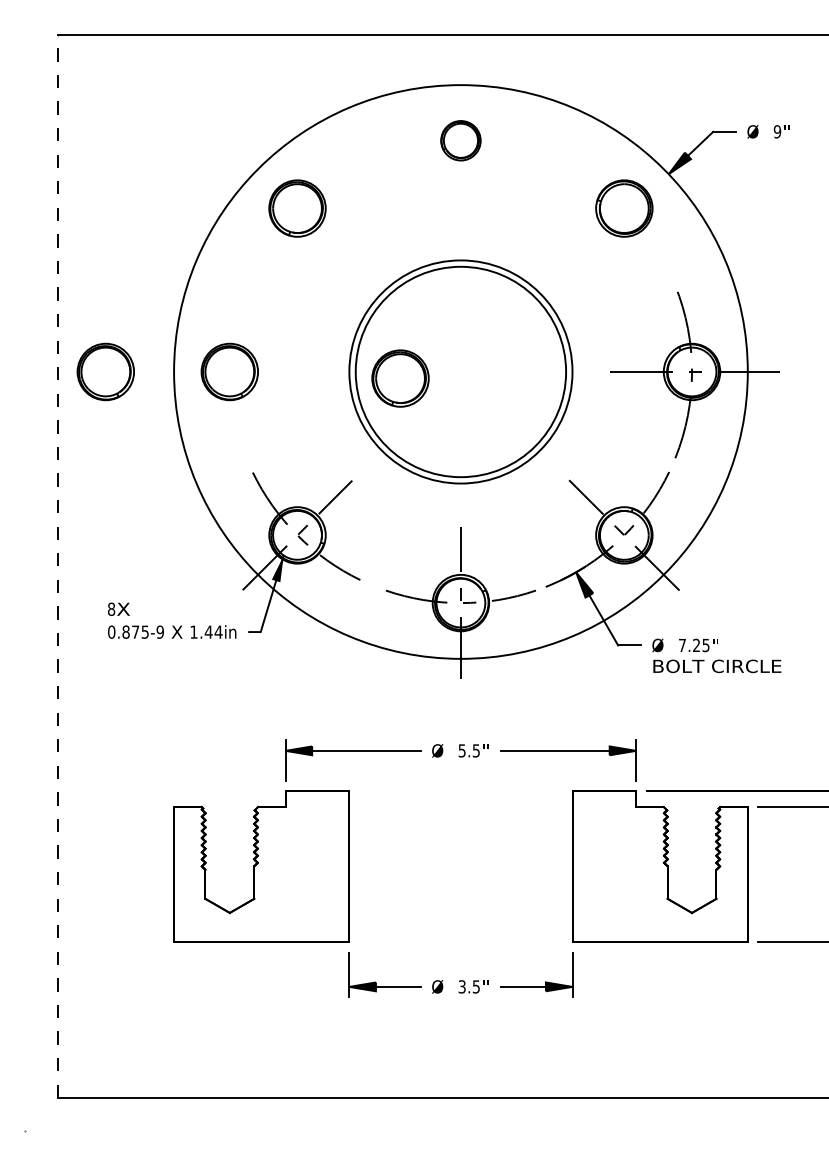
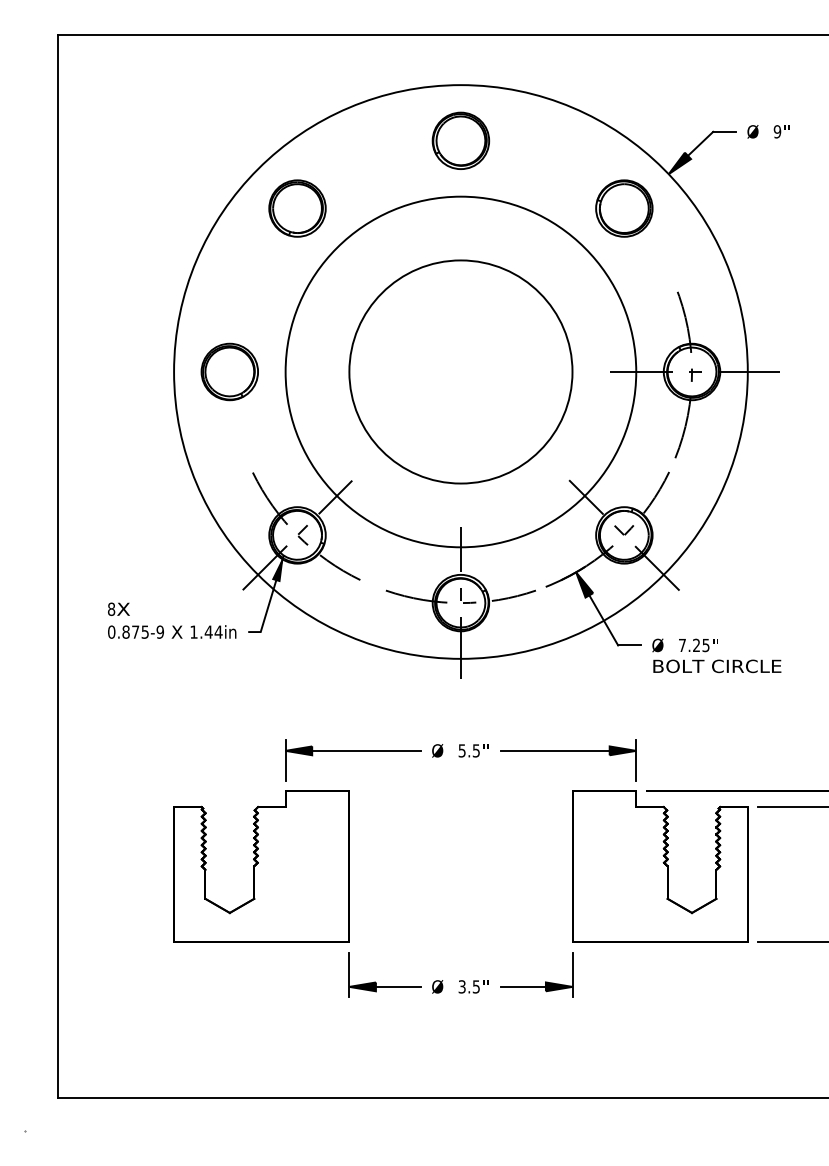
part size: 42x42 px -> 60x59 px (460, 140)
part: present -> none (105, 371)
circle diameter: 210 px -> 351 px (460, 371)
part: present -> none (400, 378)
line: dashed -> solid (57, 565)
